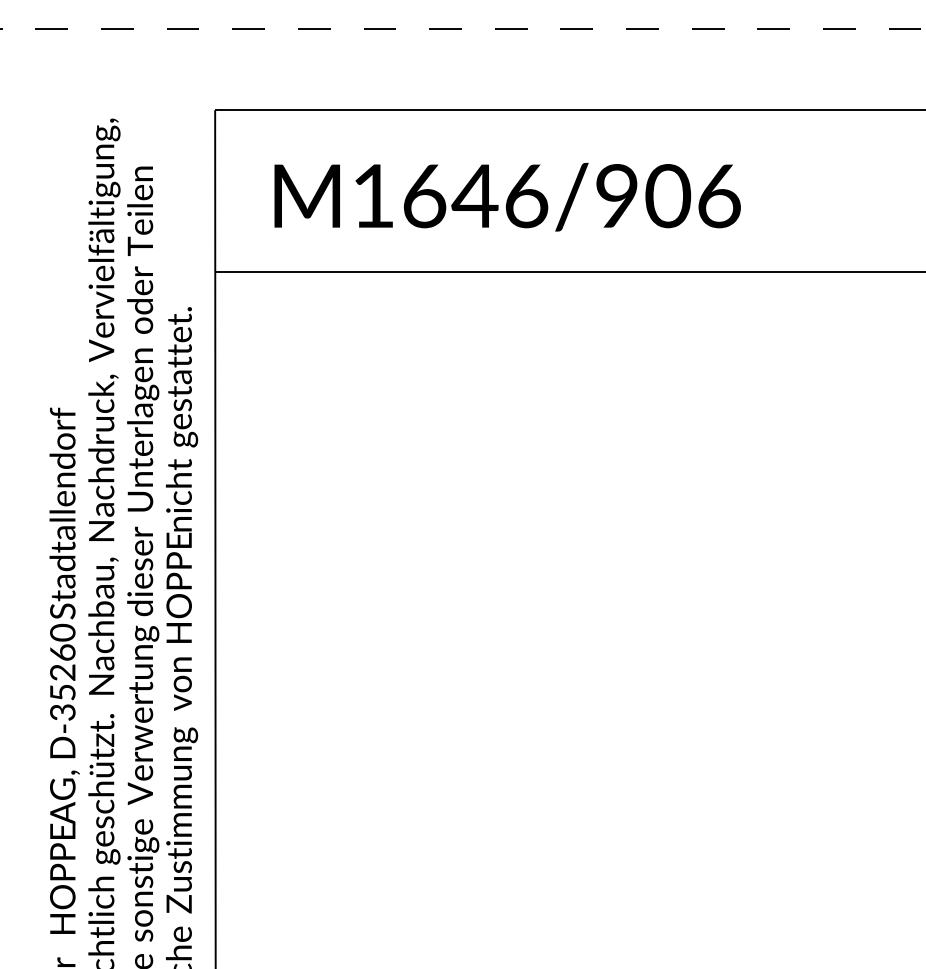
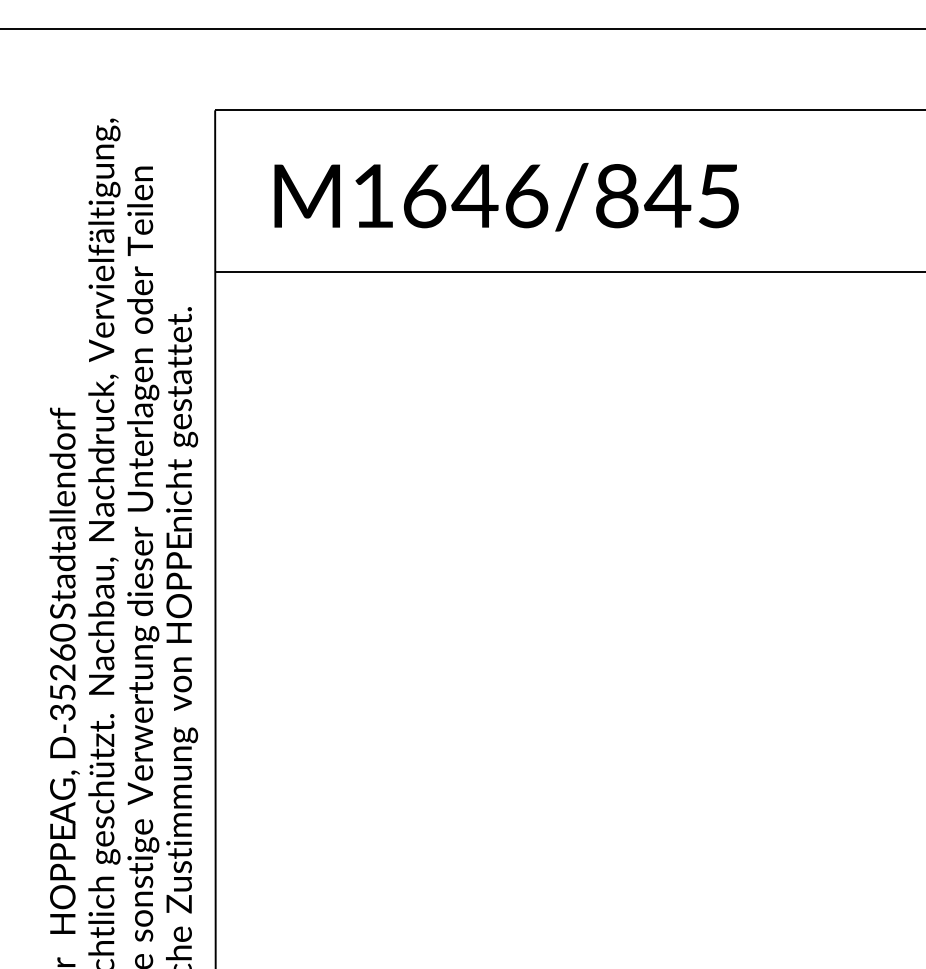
line: dashed -> solid (463, 28)
text: M1646/906 -> M1646/845 (668, 196)
